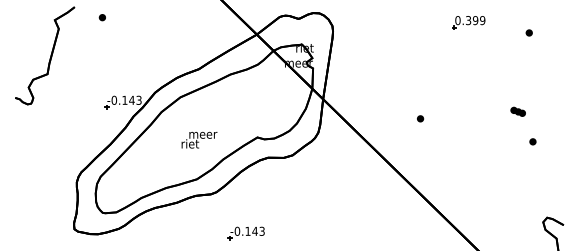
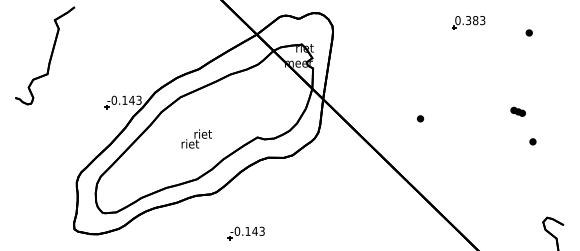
part: present -> none (101, 17)
text: 0.399 -> 0.383 (479, 20)
text: meer -> riet (203, 133)
